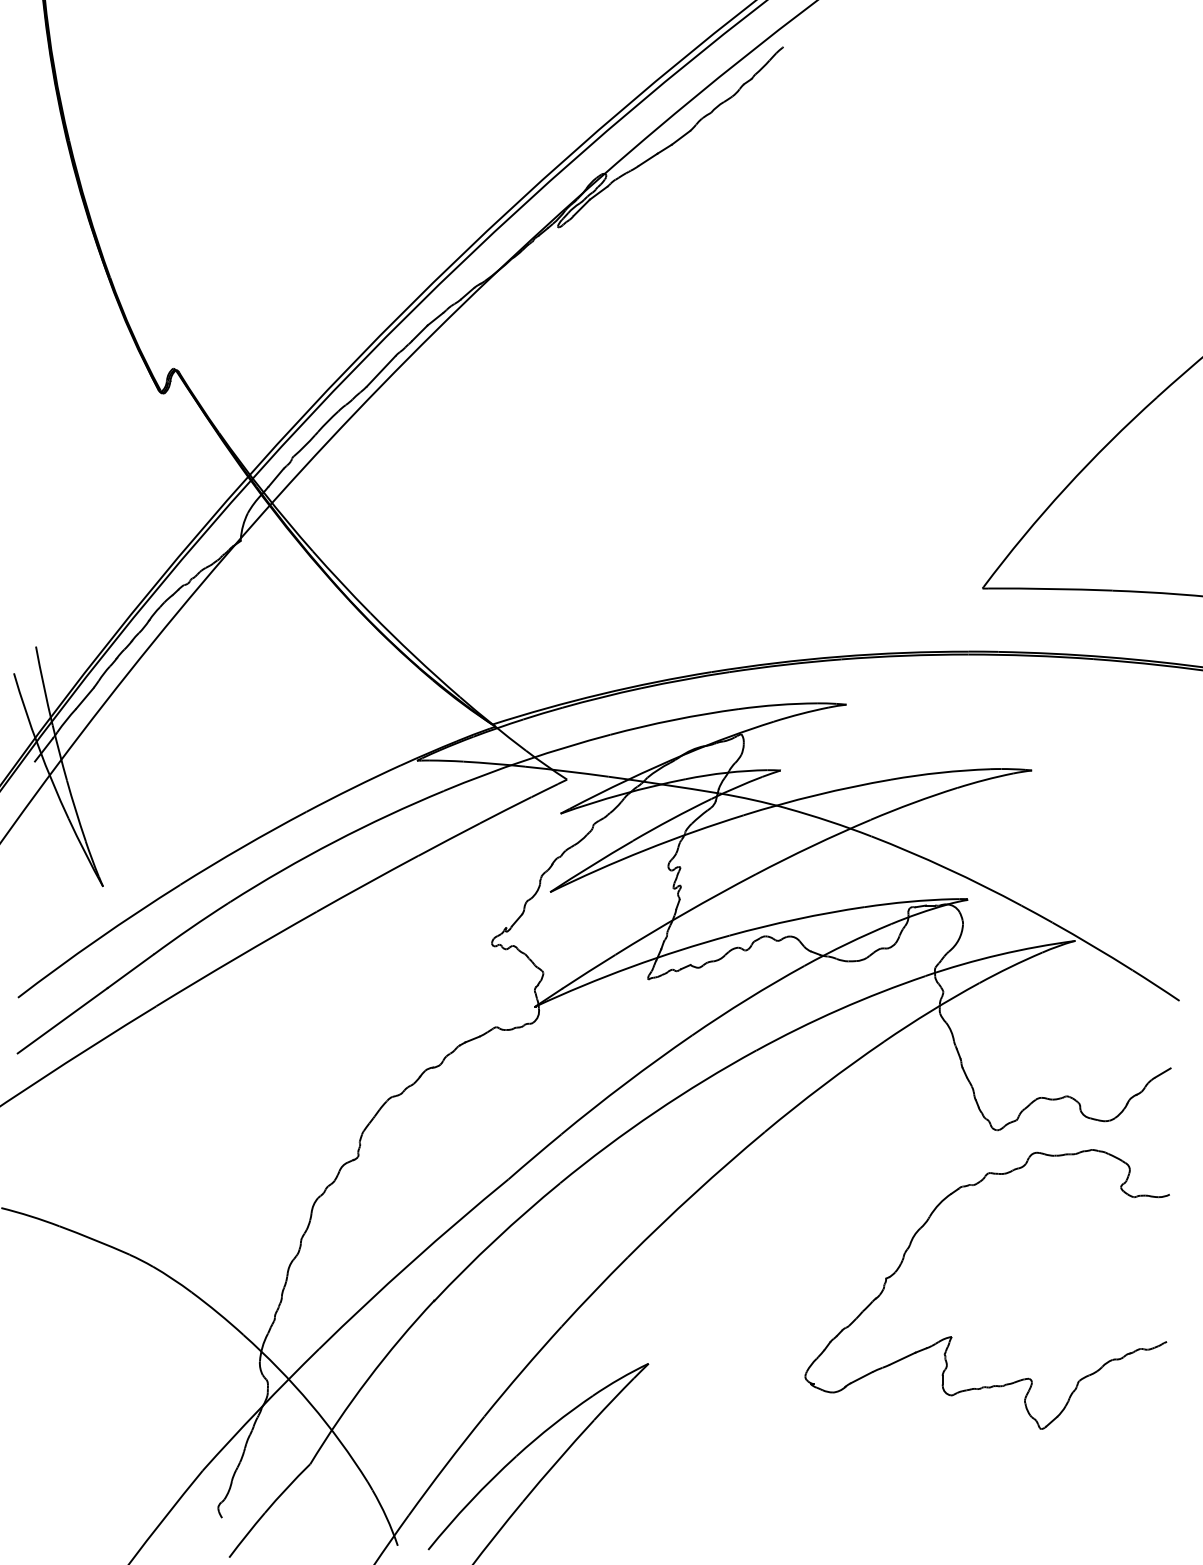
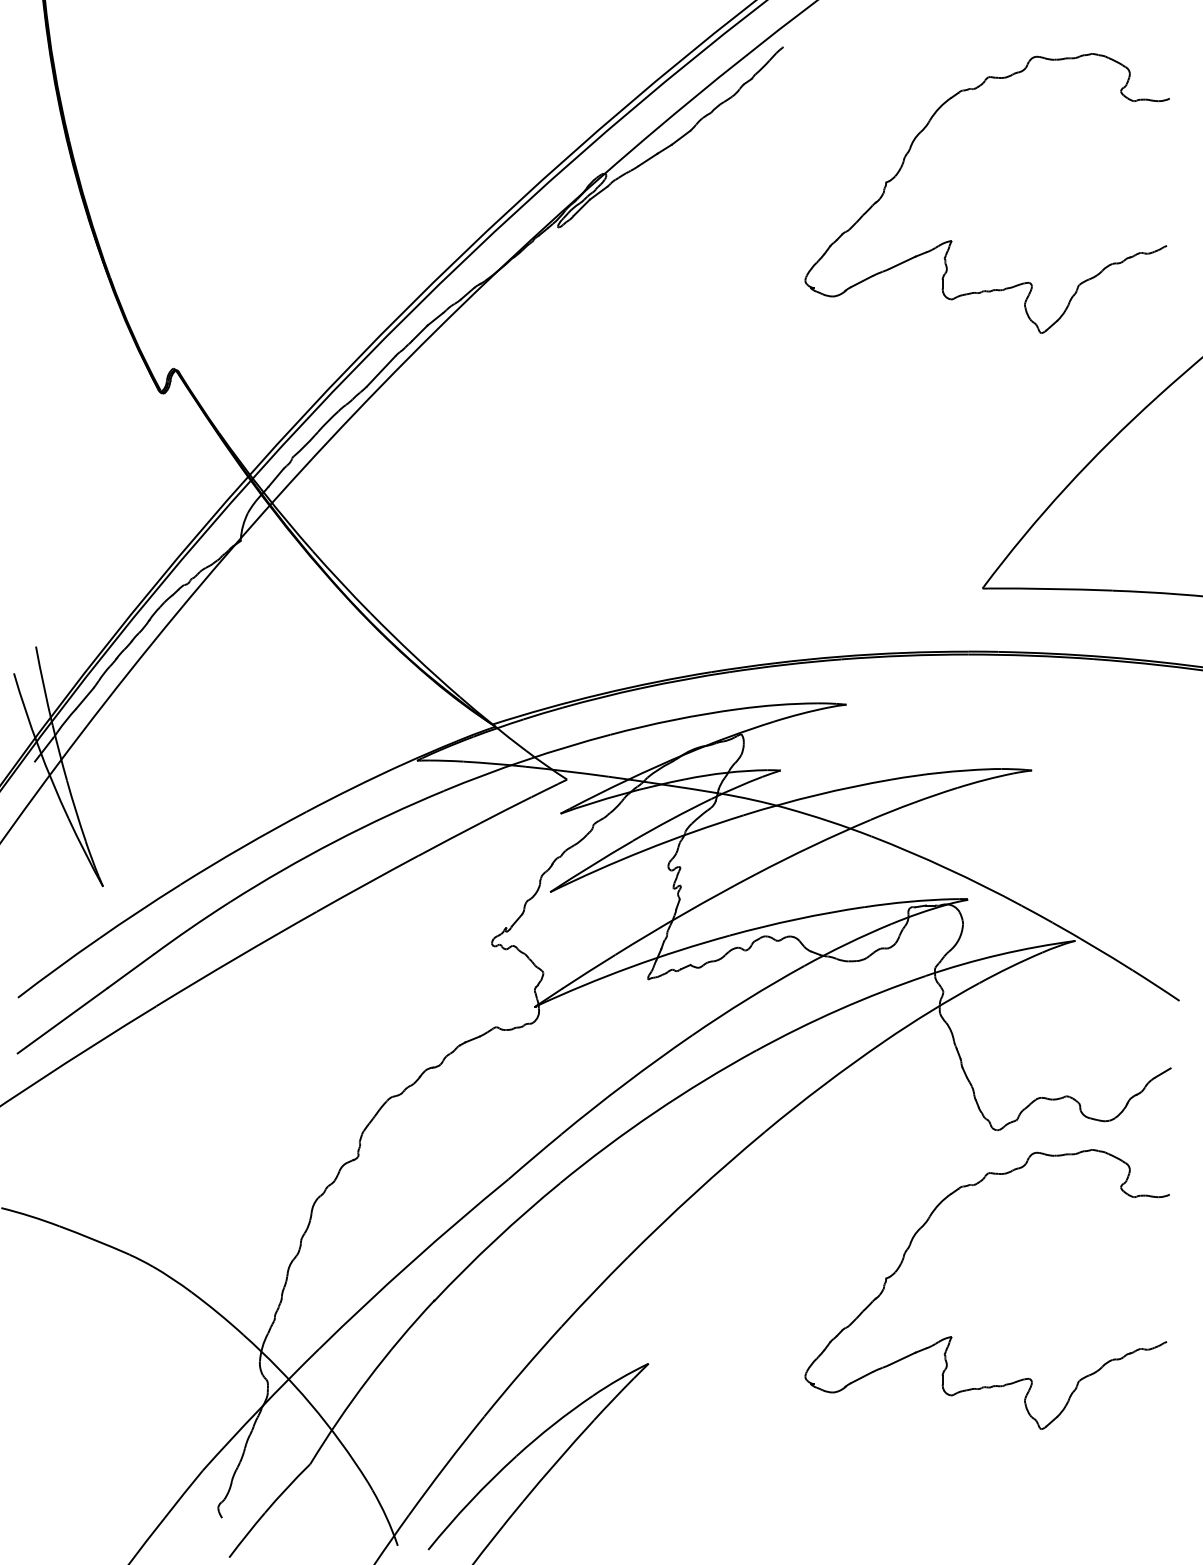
part: none -> present (951, 240)
